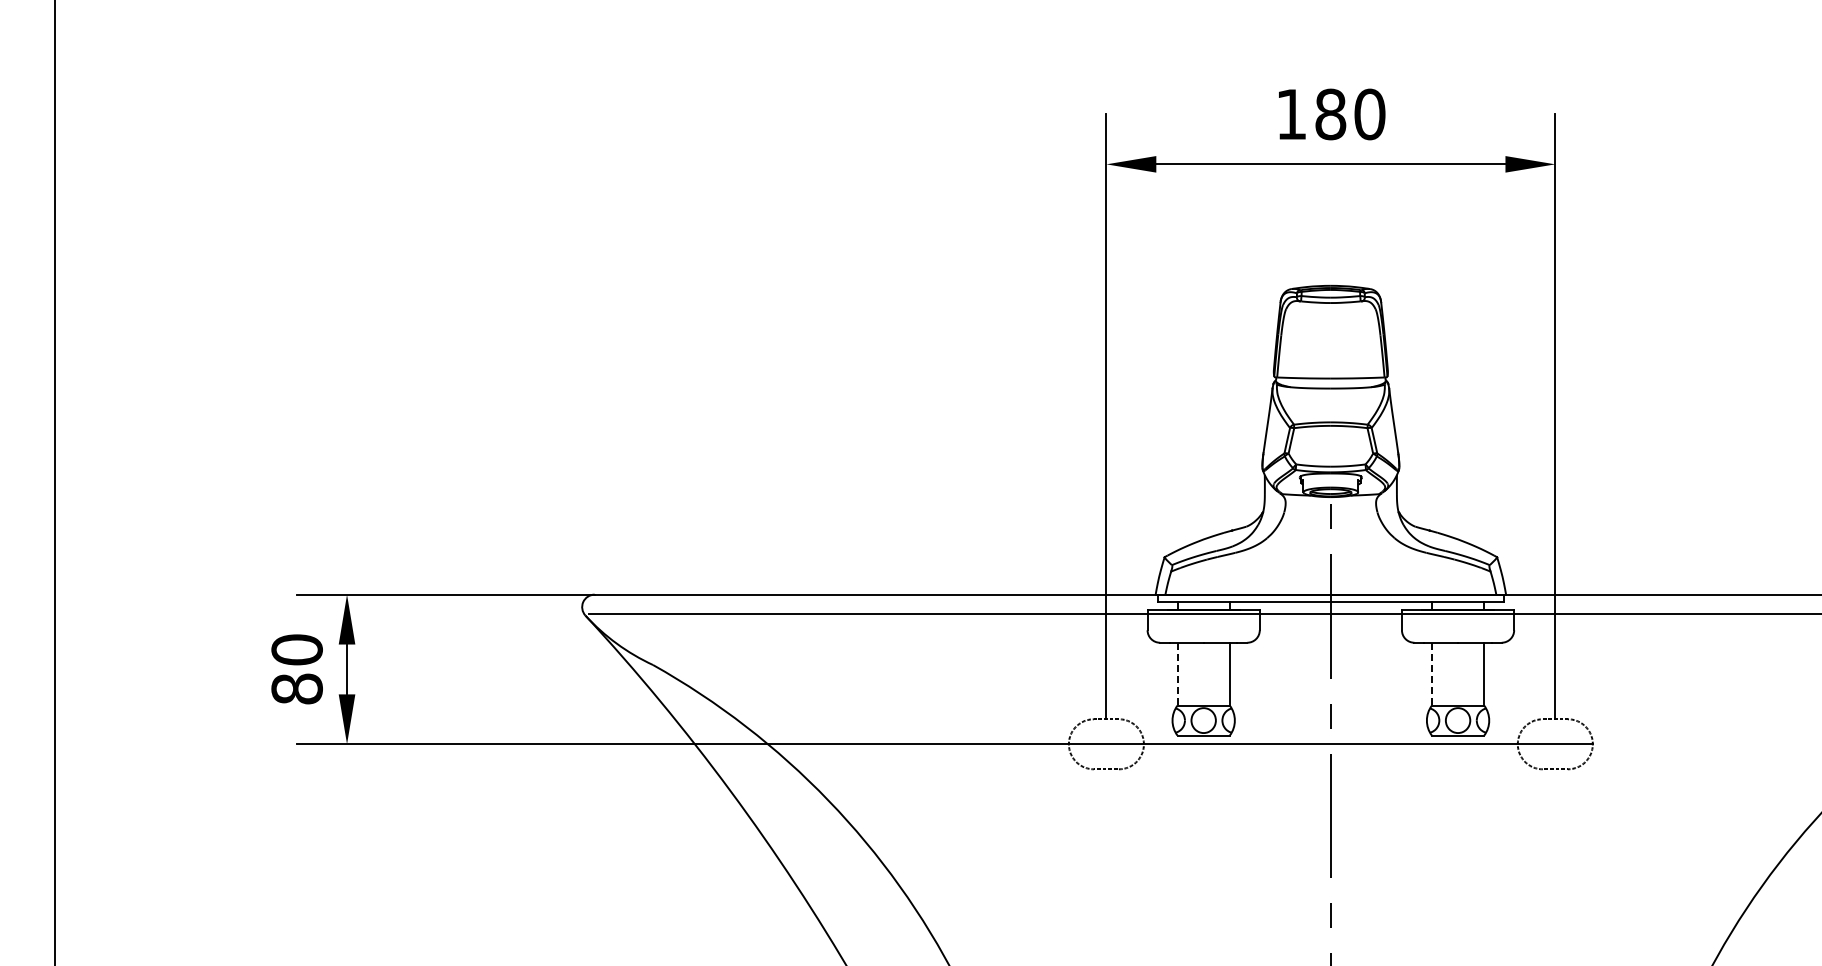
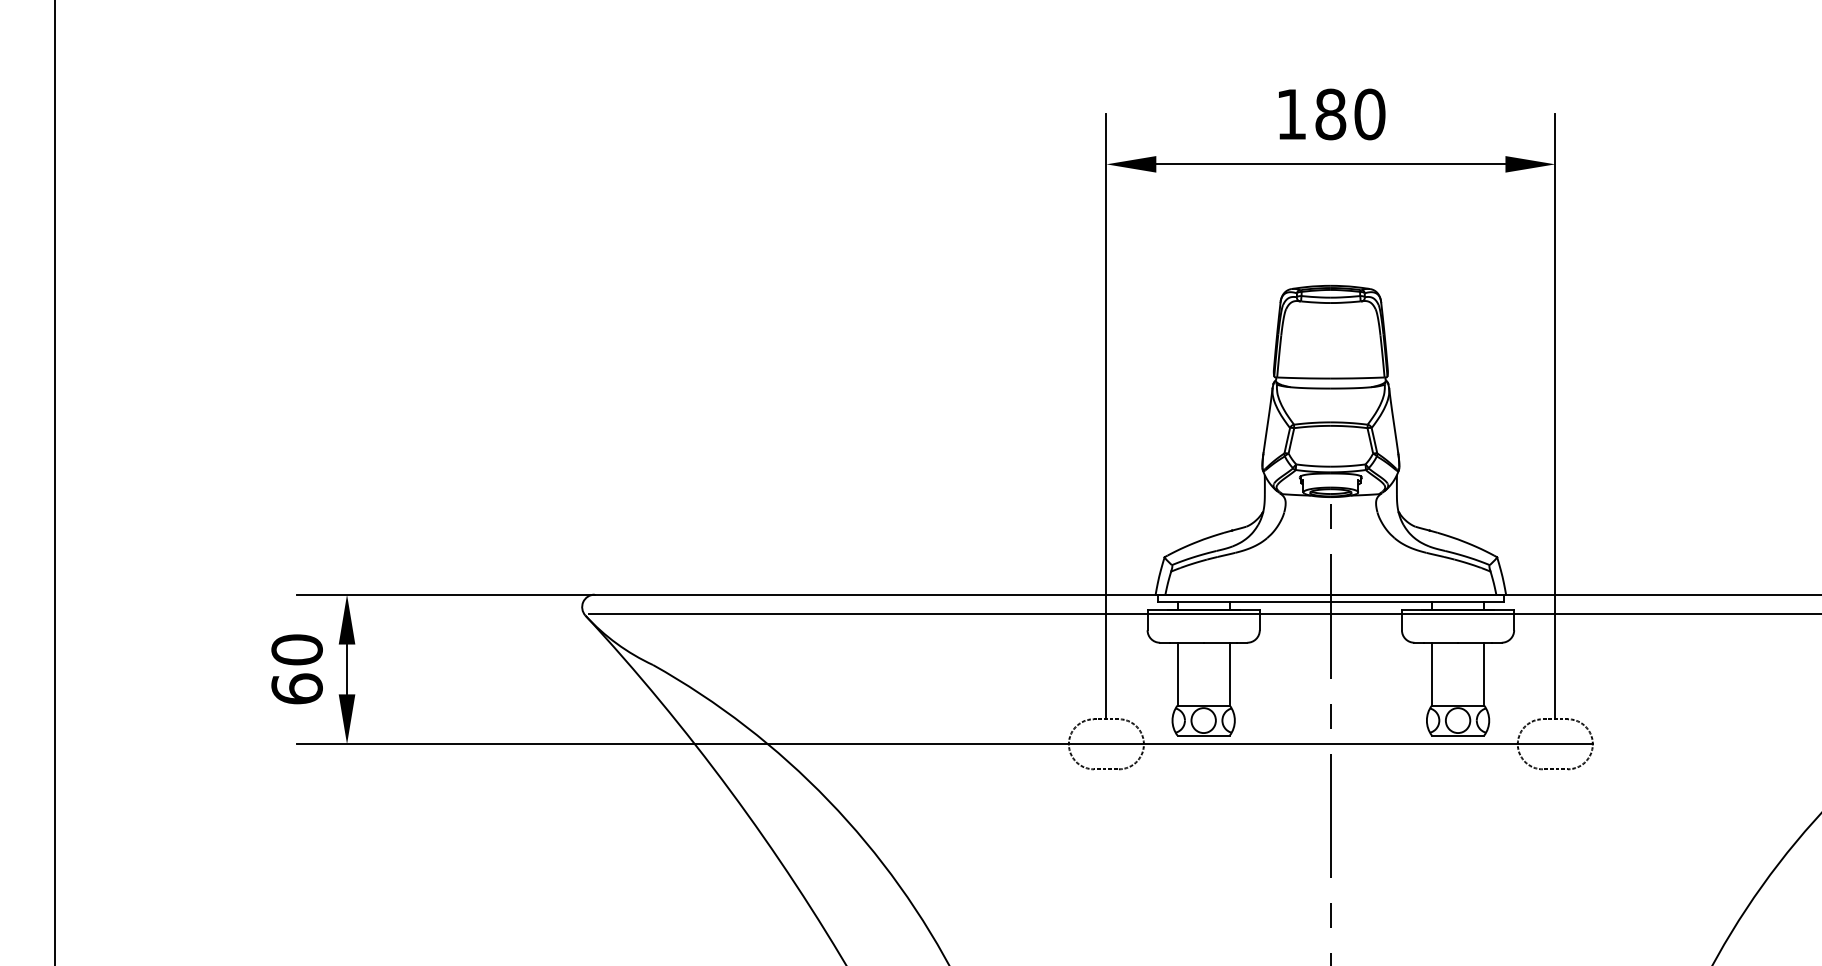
line: dashed -> solid (1177, 674)
line: dashed -> solid (1431, 674)
text: 80 -> 60 (296, 688)
